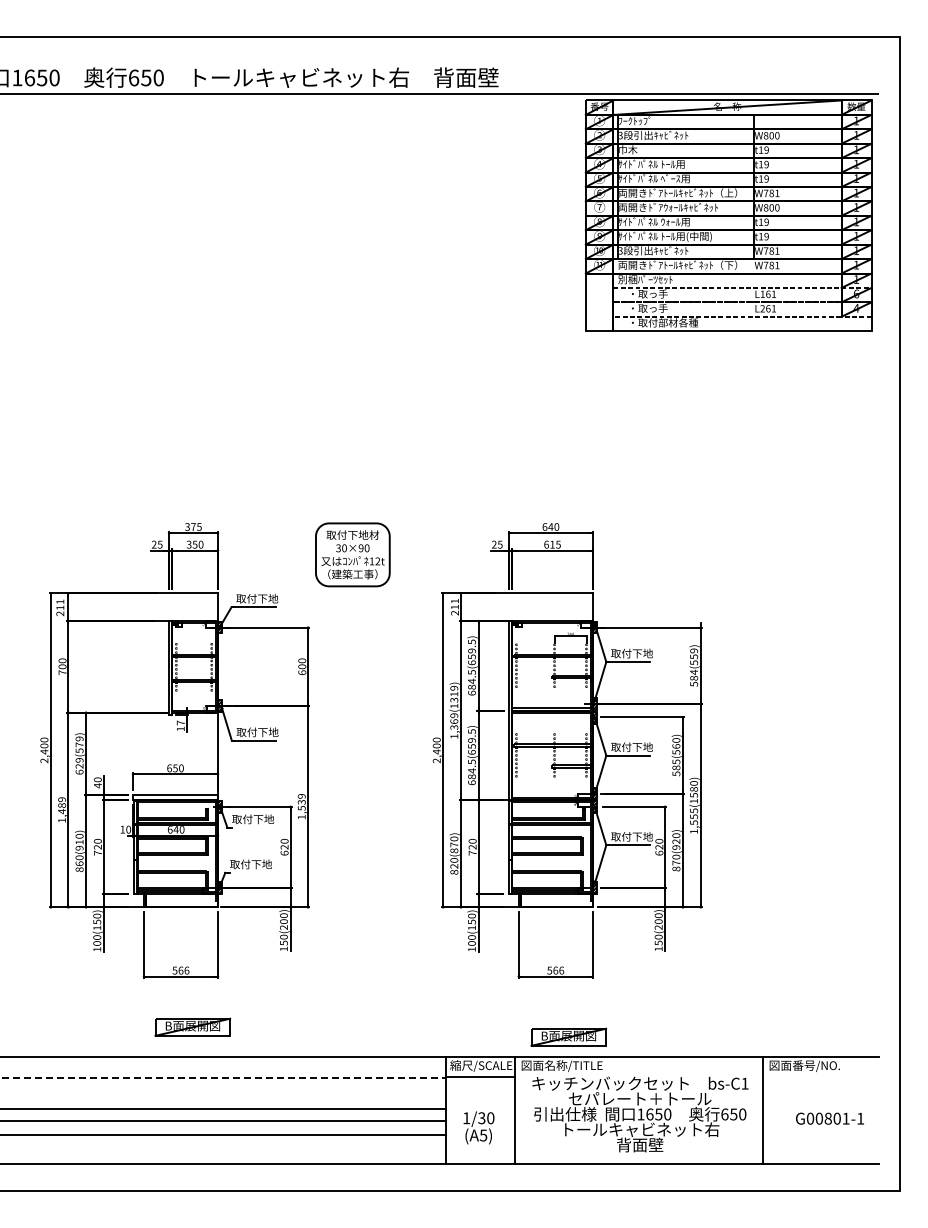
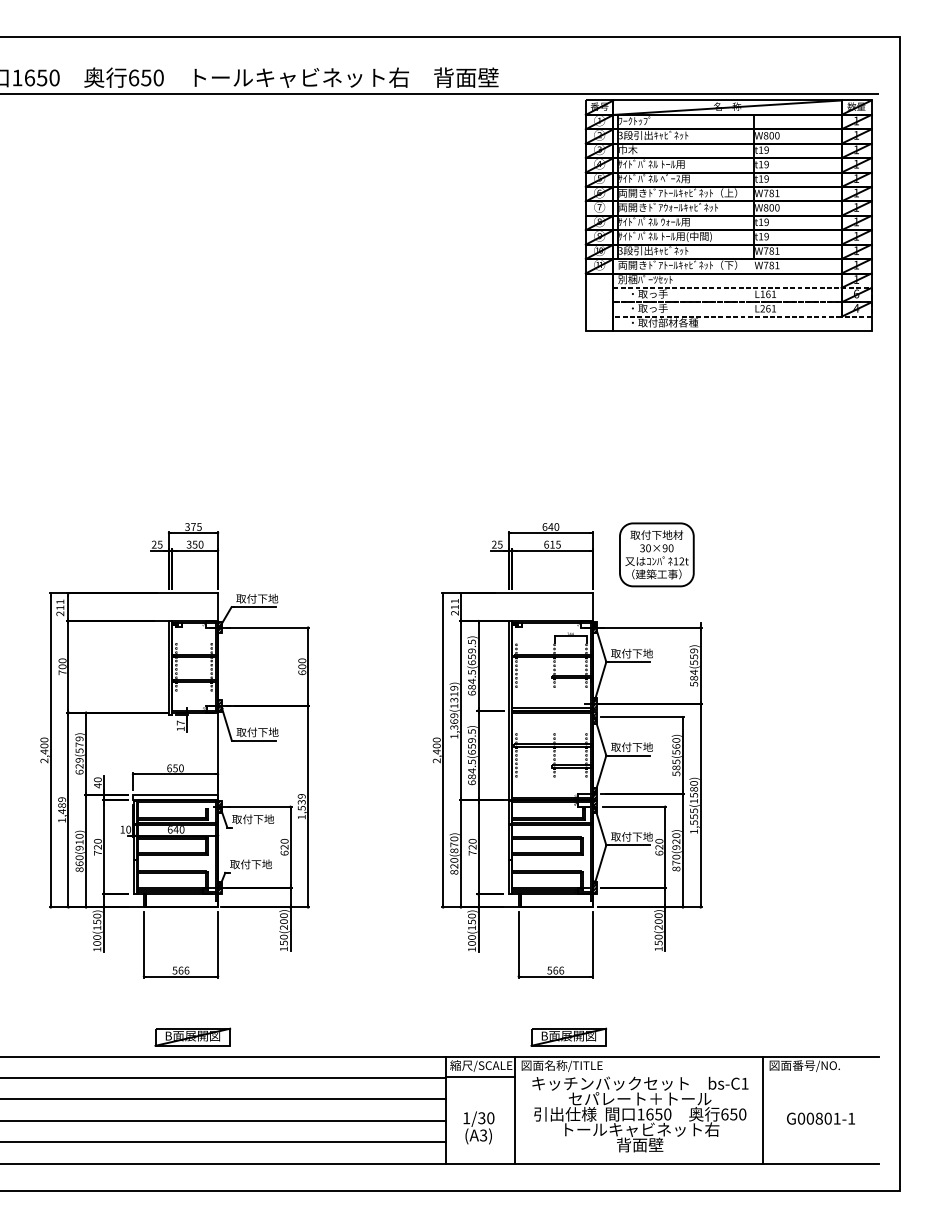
part position: (352, 554) -> (656, 554) (656, 554)
part position: (192, 1026) -> (192, 1036) (192, 1036)
line: dashed -> solid (223, 1078)
line position: (223, 1109) -> (223, 1099) (223, 1099)
text position: (829, 1118) -> (820, 1118) (820, 1118)
text: (A5) -> (A3) (483, 1134)
line position: (223, 1135) -> (223, 1142) (223, 1142)
